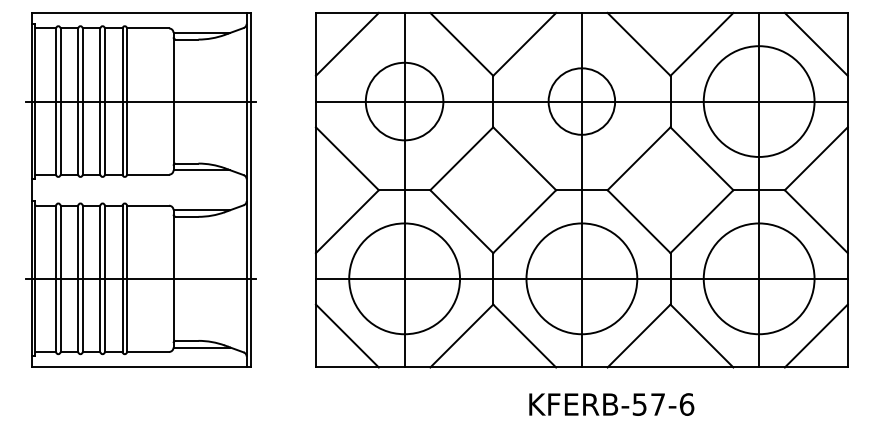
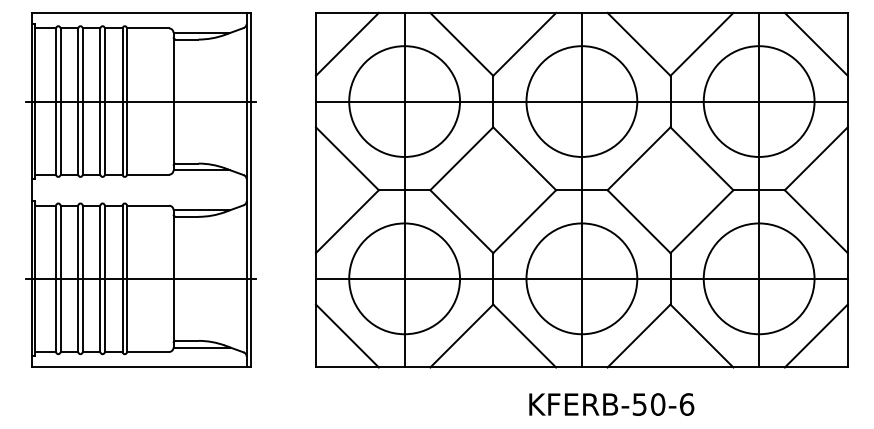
circle diameter: 78 px -> 111 px (404, 101)
circle diameter: 66 px -> 111 px (581, 101)
text: KFERB-57-6 -> KFERB-50-6 (658, 404)
